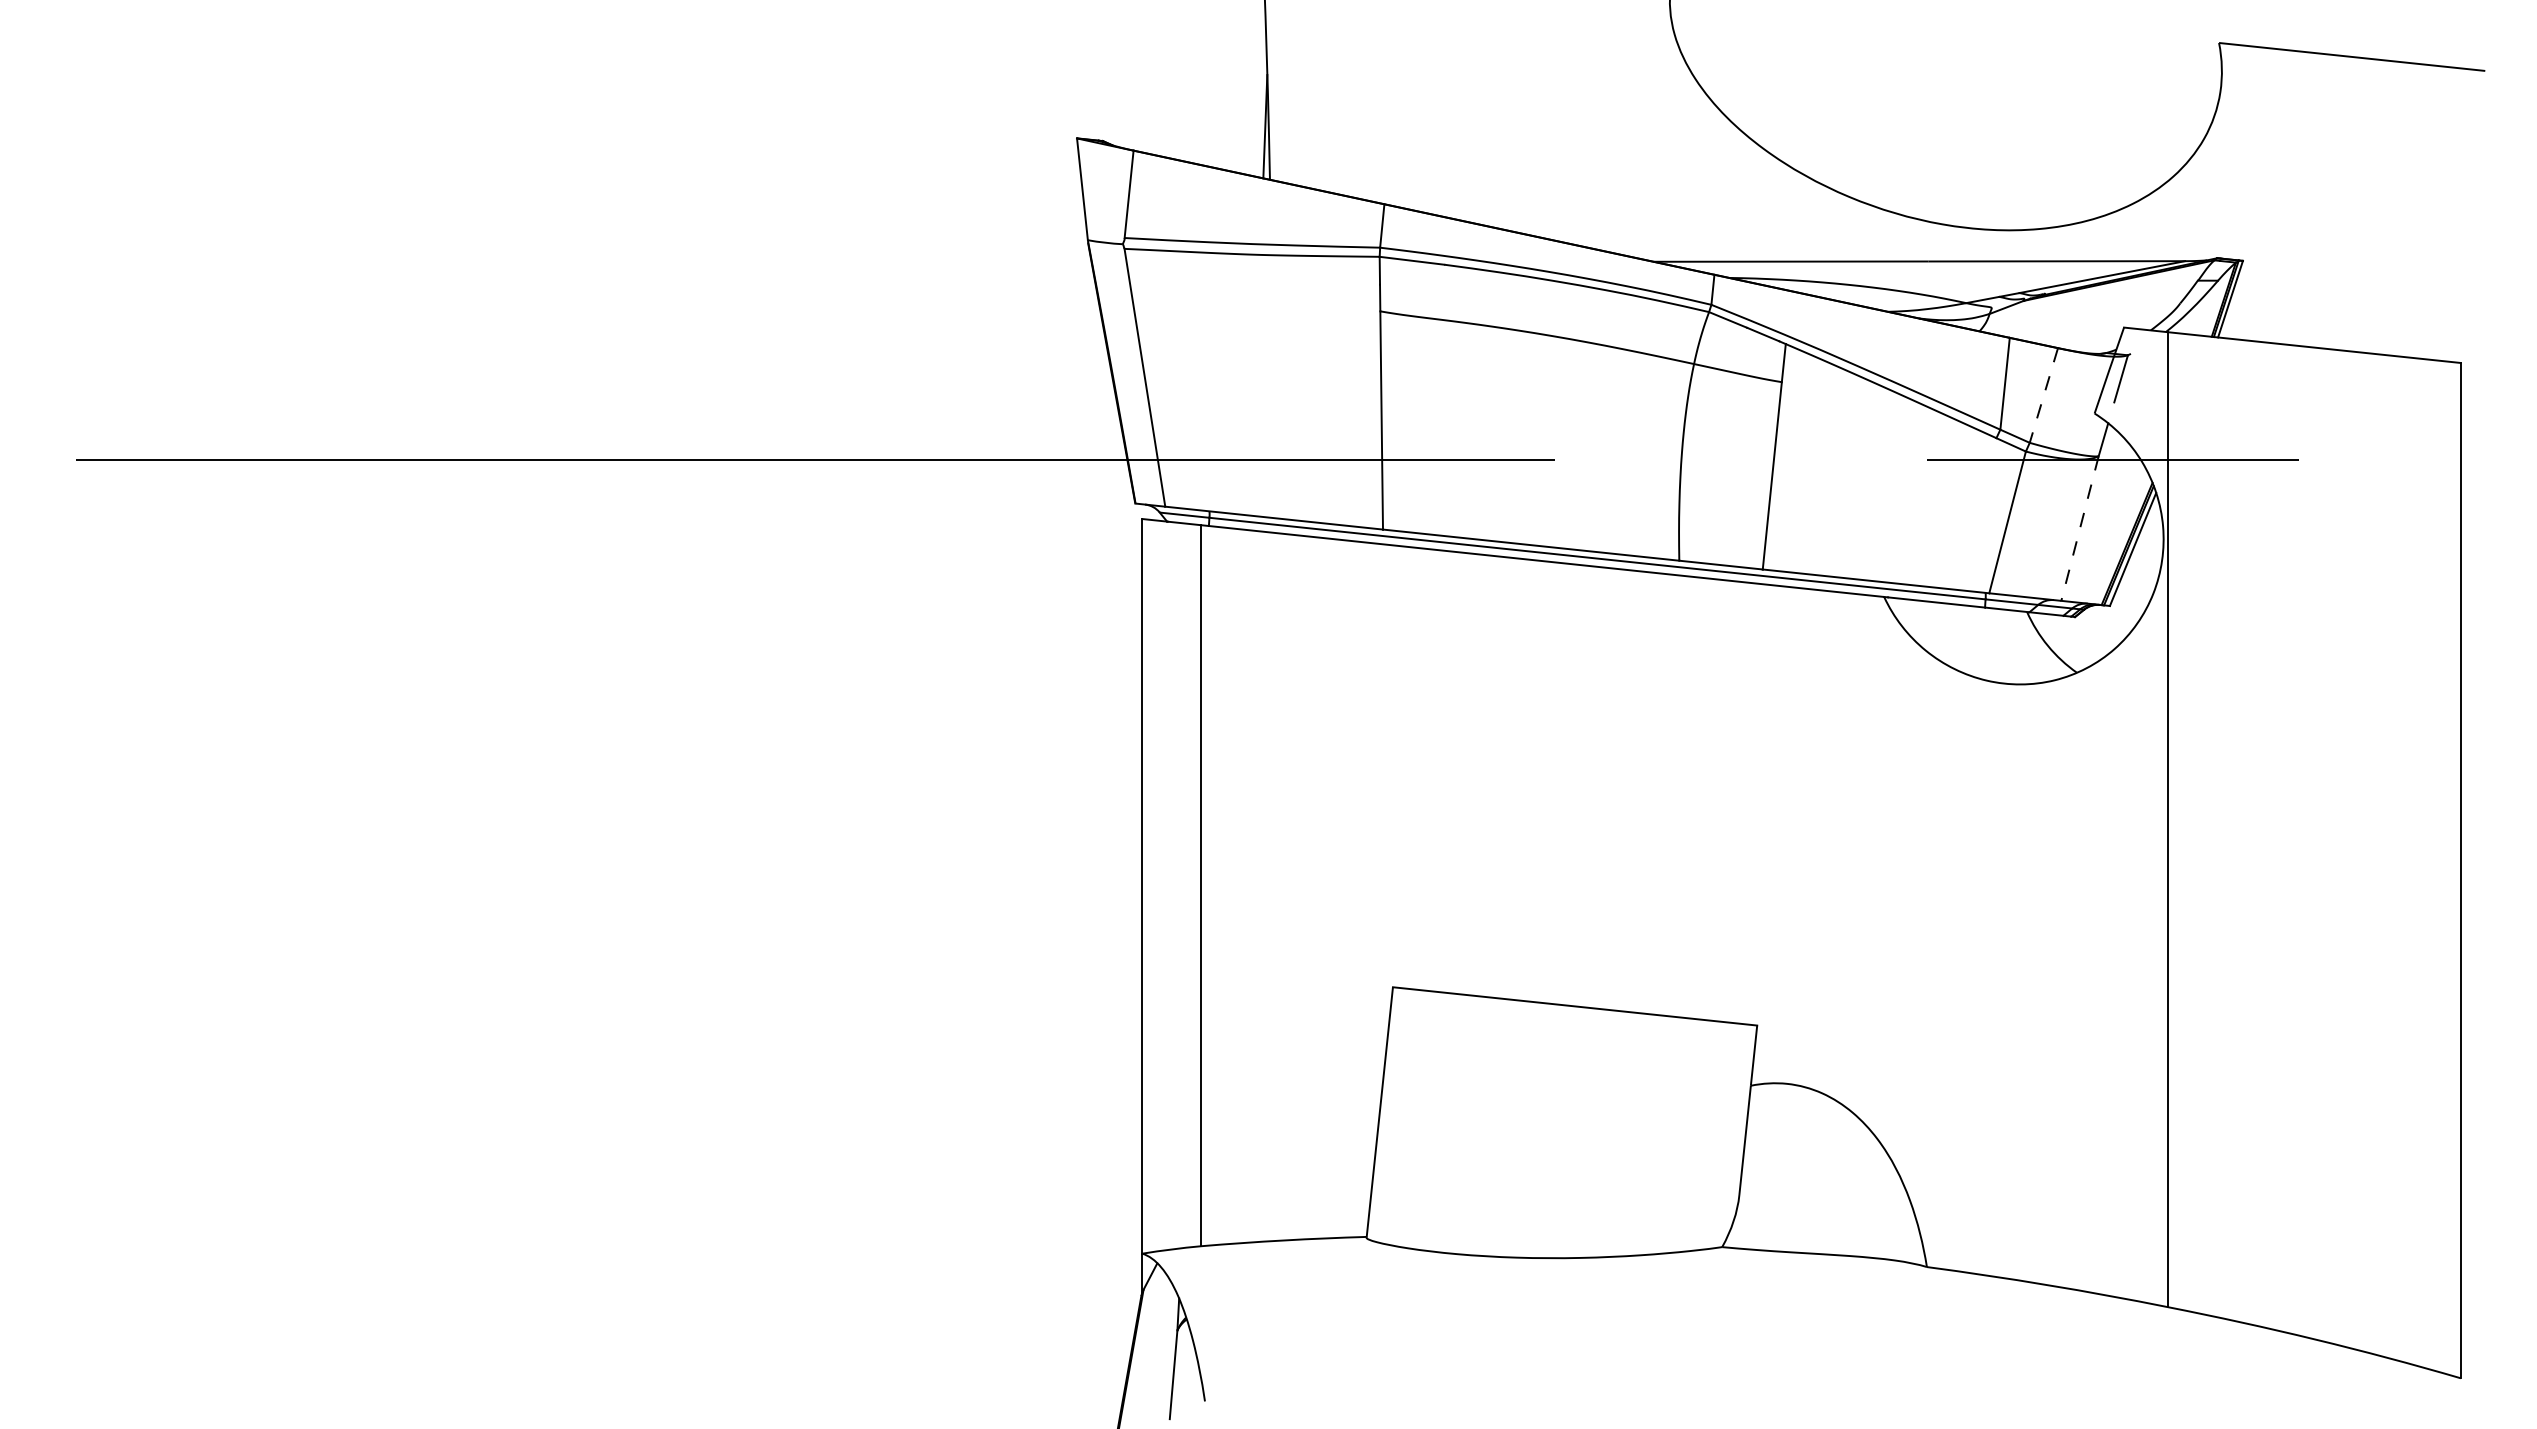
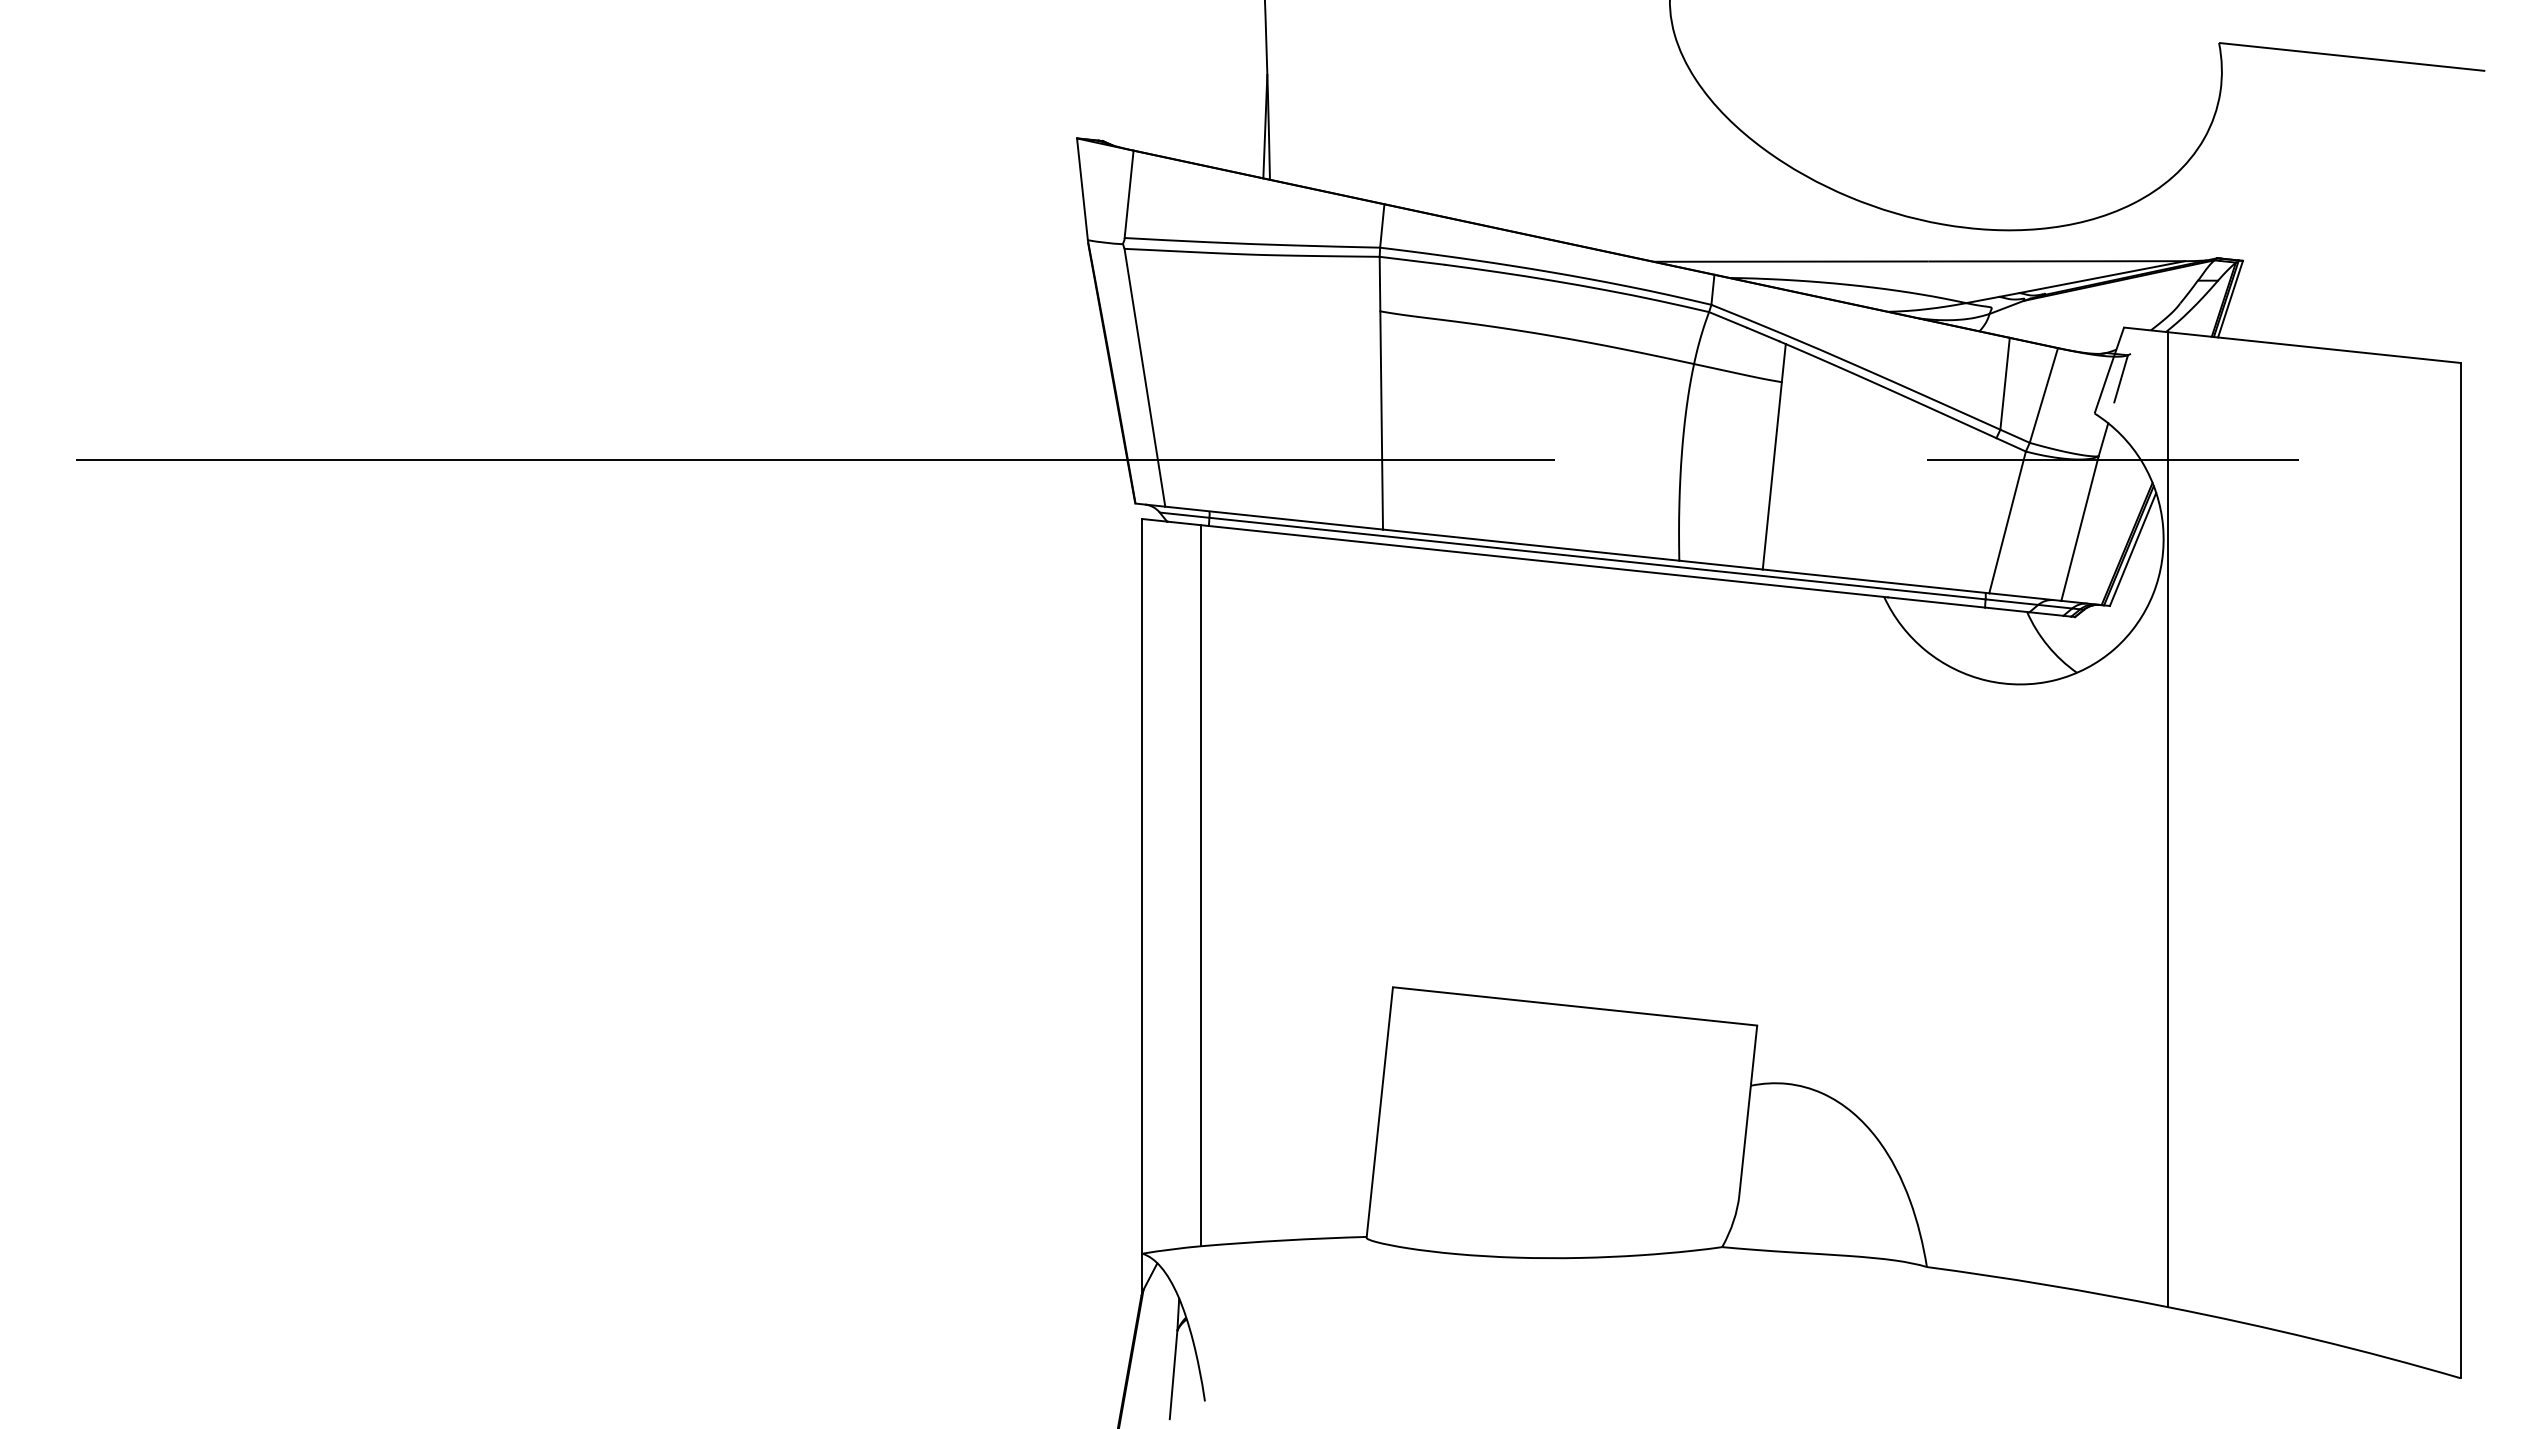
line: dashed -> solid (2043, 395)
line: dashed -> solid (2080, 528)
